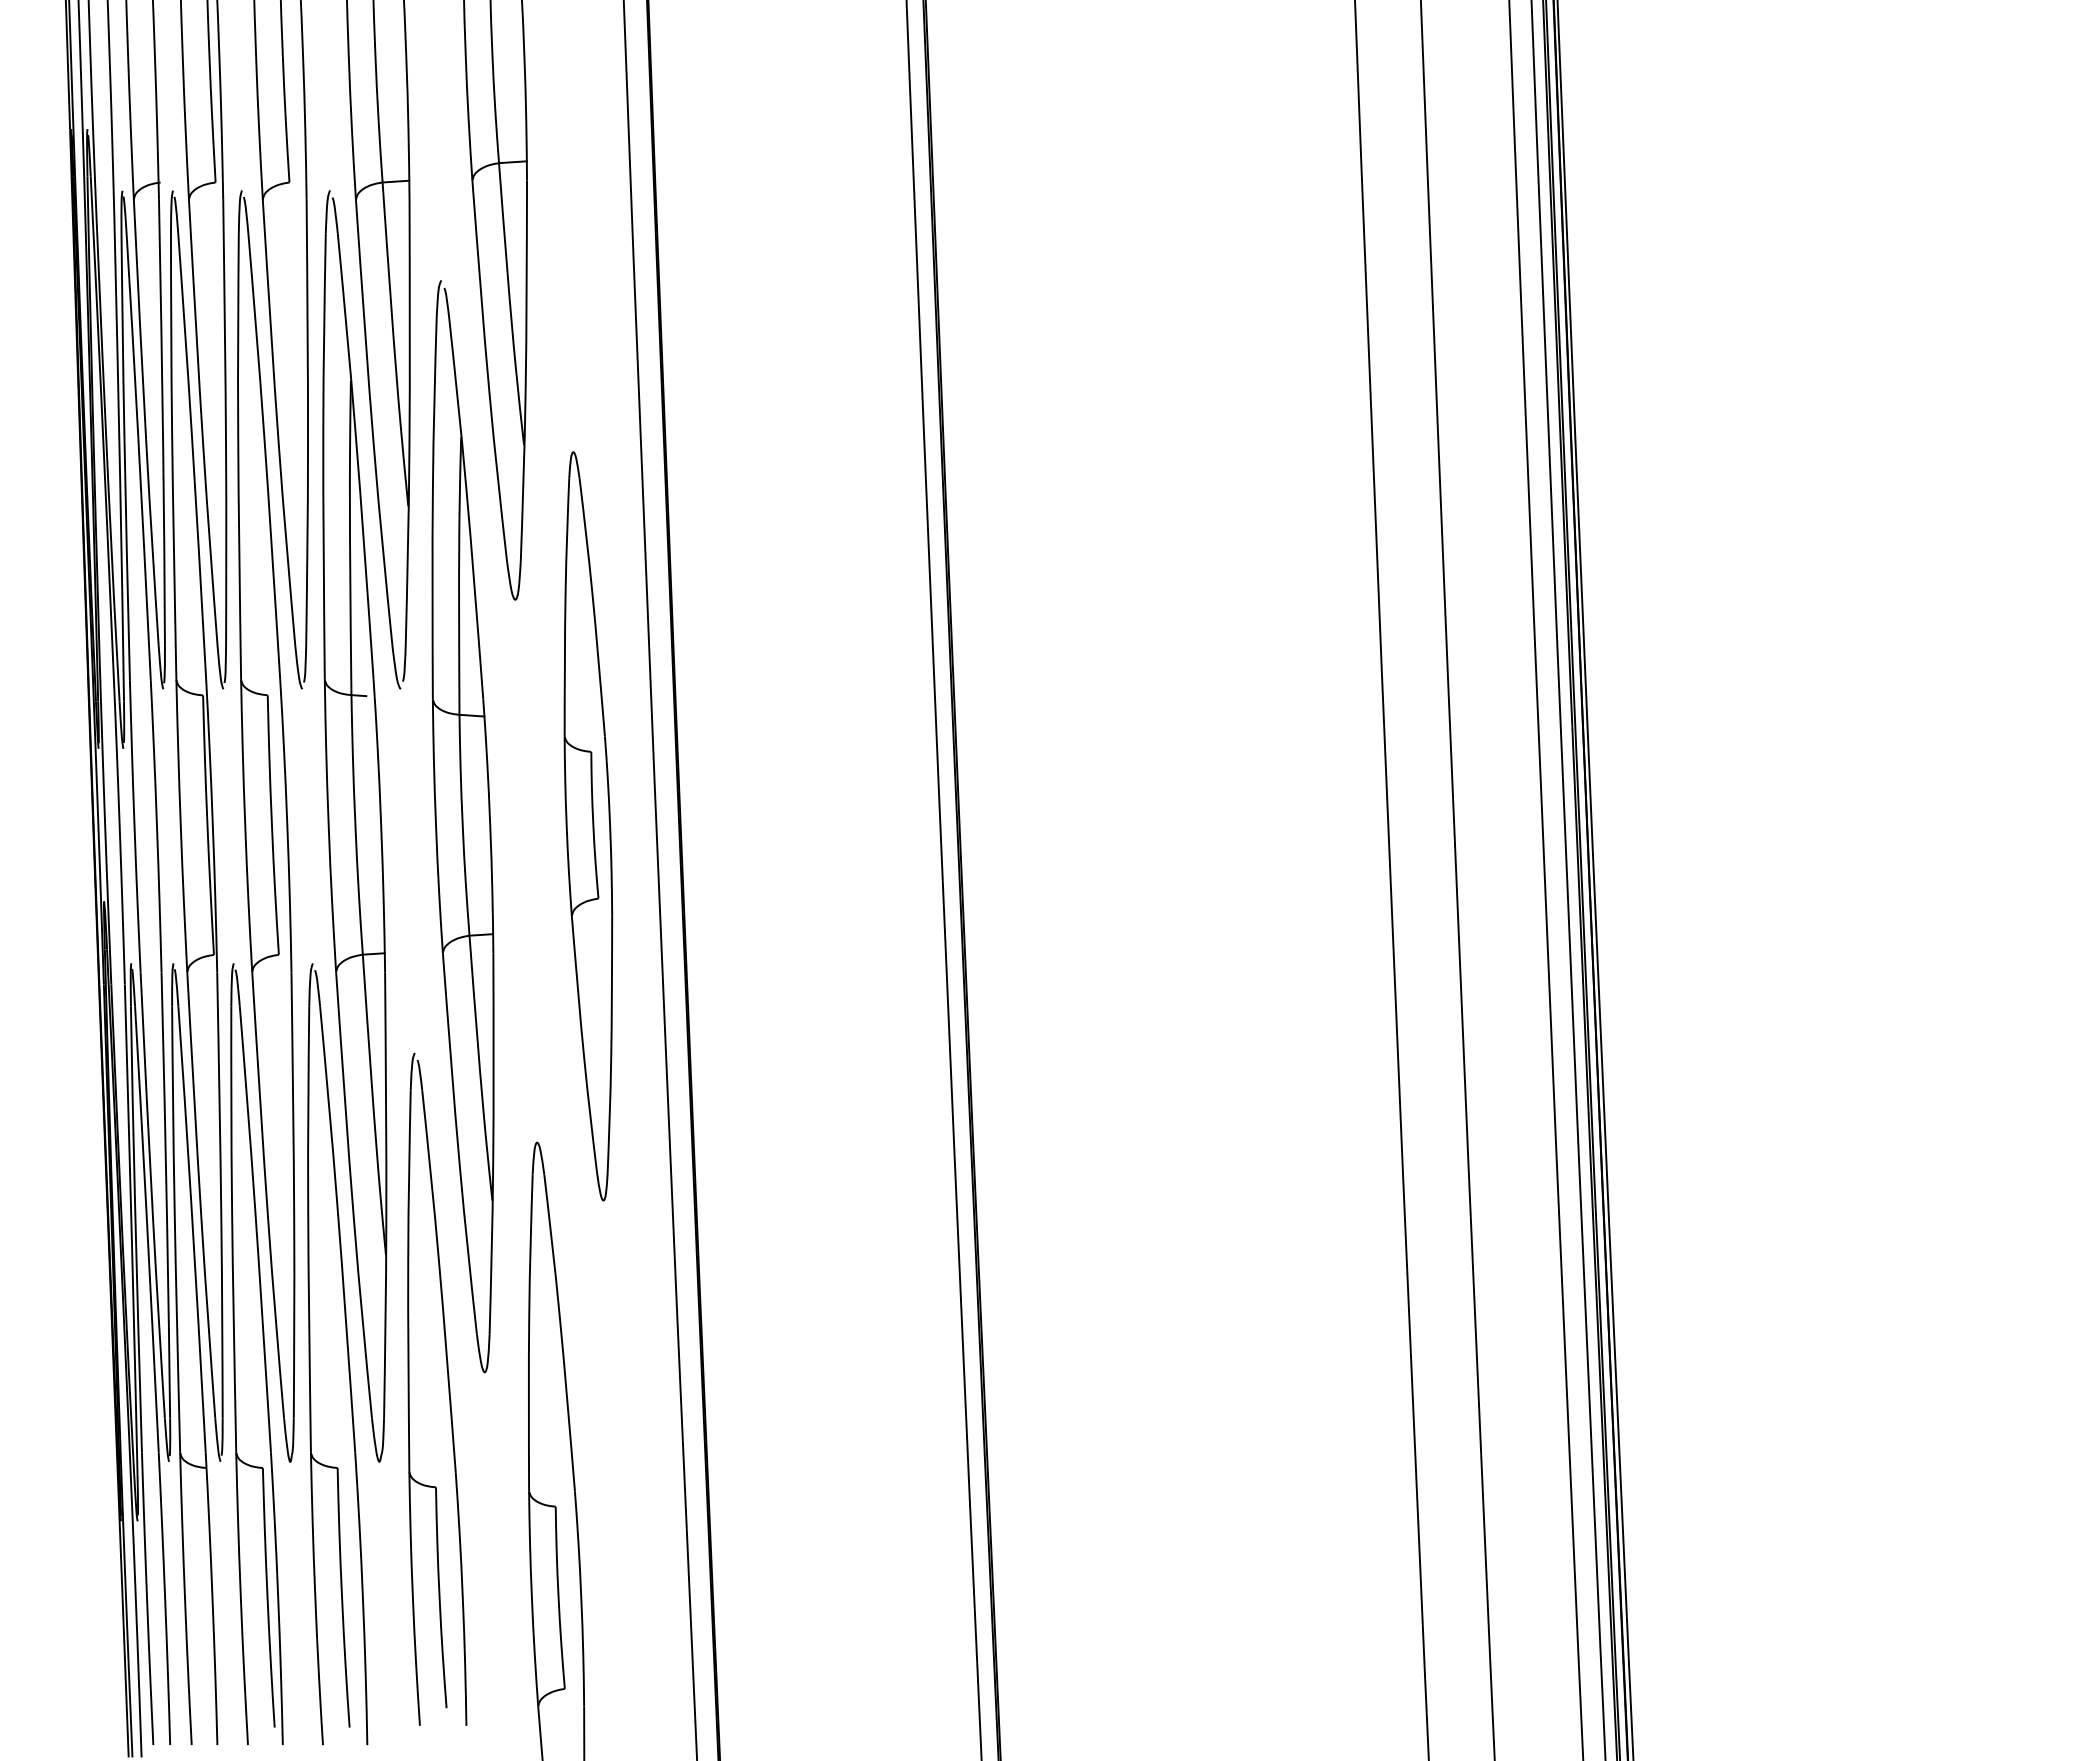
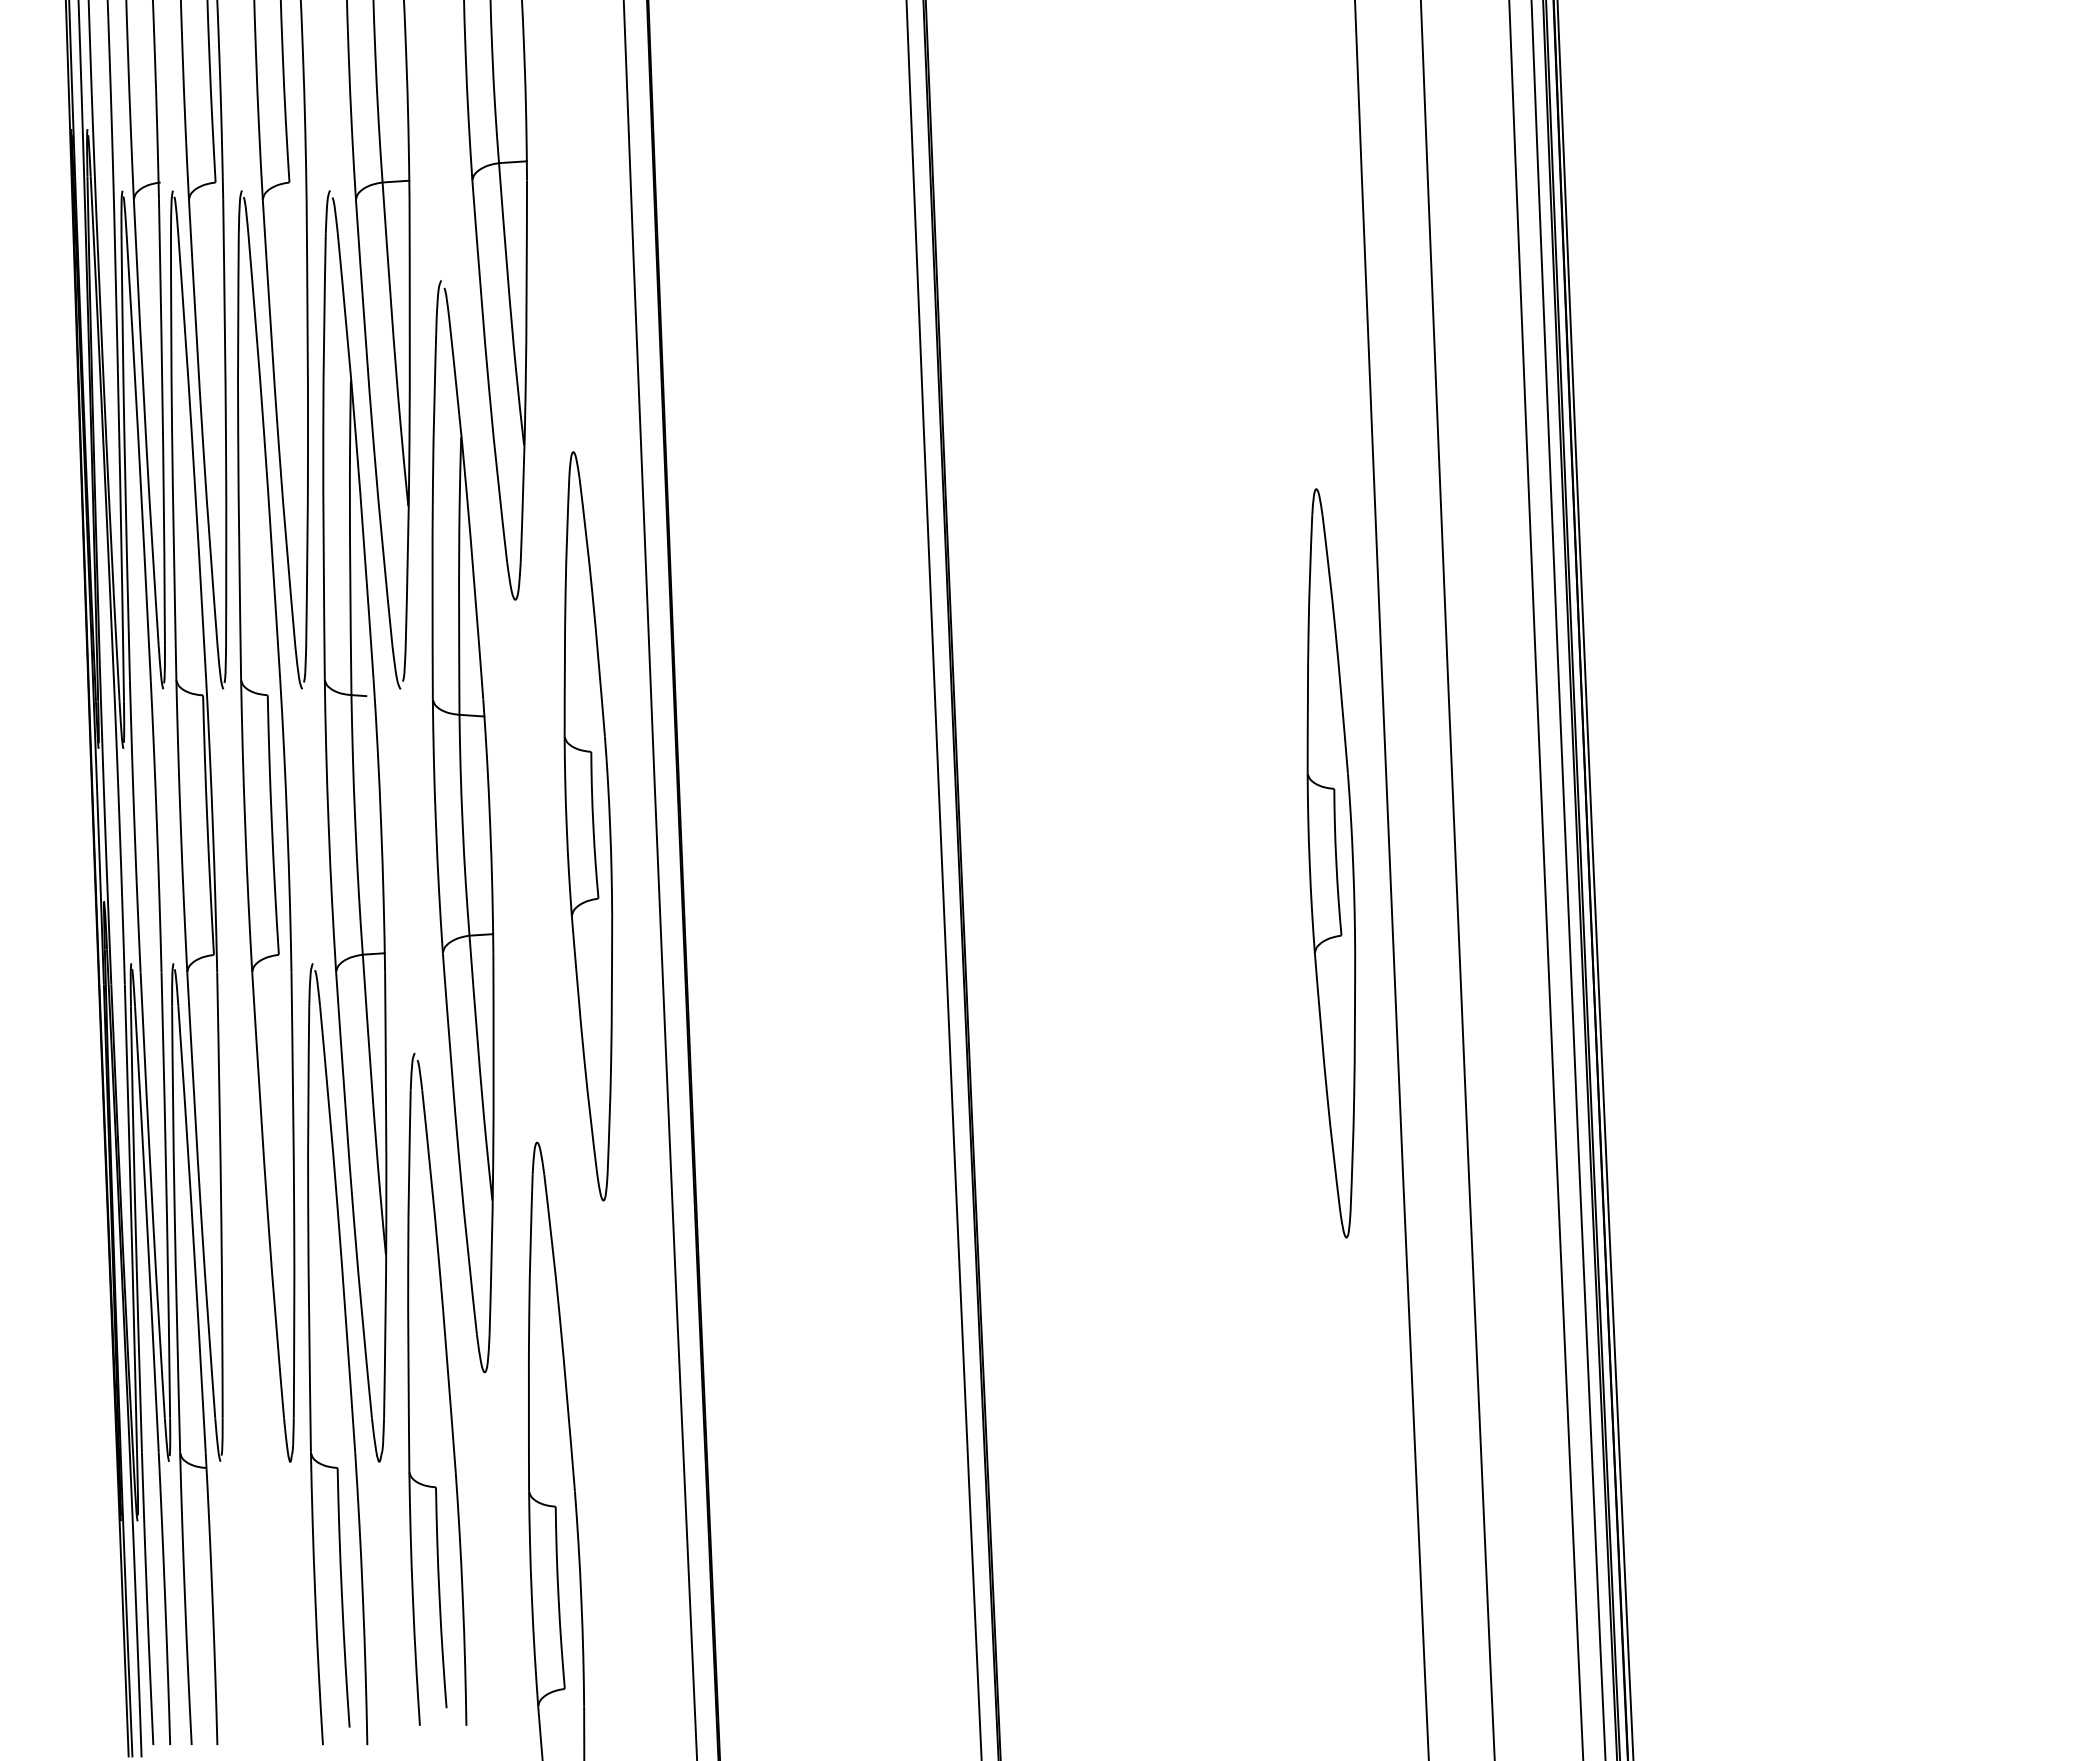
part: none -> present (1331, 863)
part: present -> none (263, 1354)
